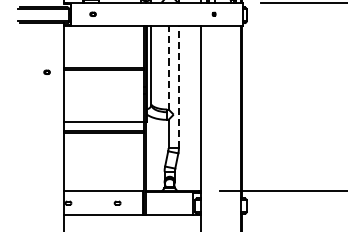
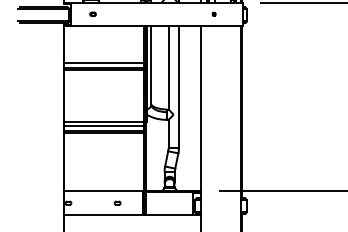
line: none -> present (103, 63)
line: dashed -> solid (168, 67)
part: present -> none (46, 71)
line: dashed -> solid (178, 87)
line: none -> present (103, 126)
